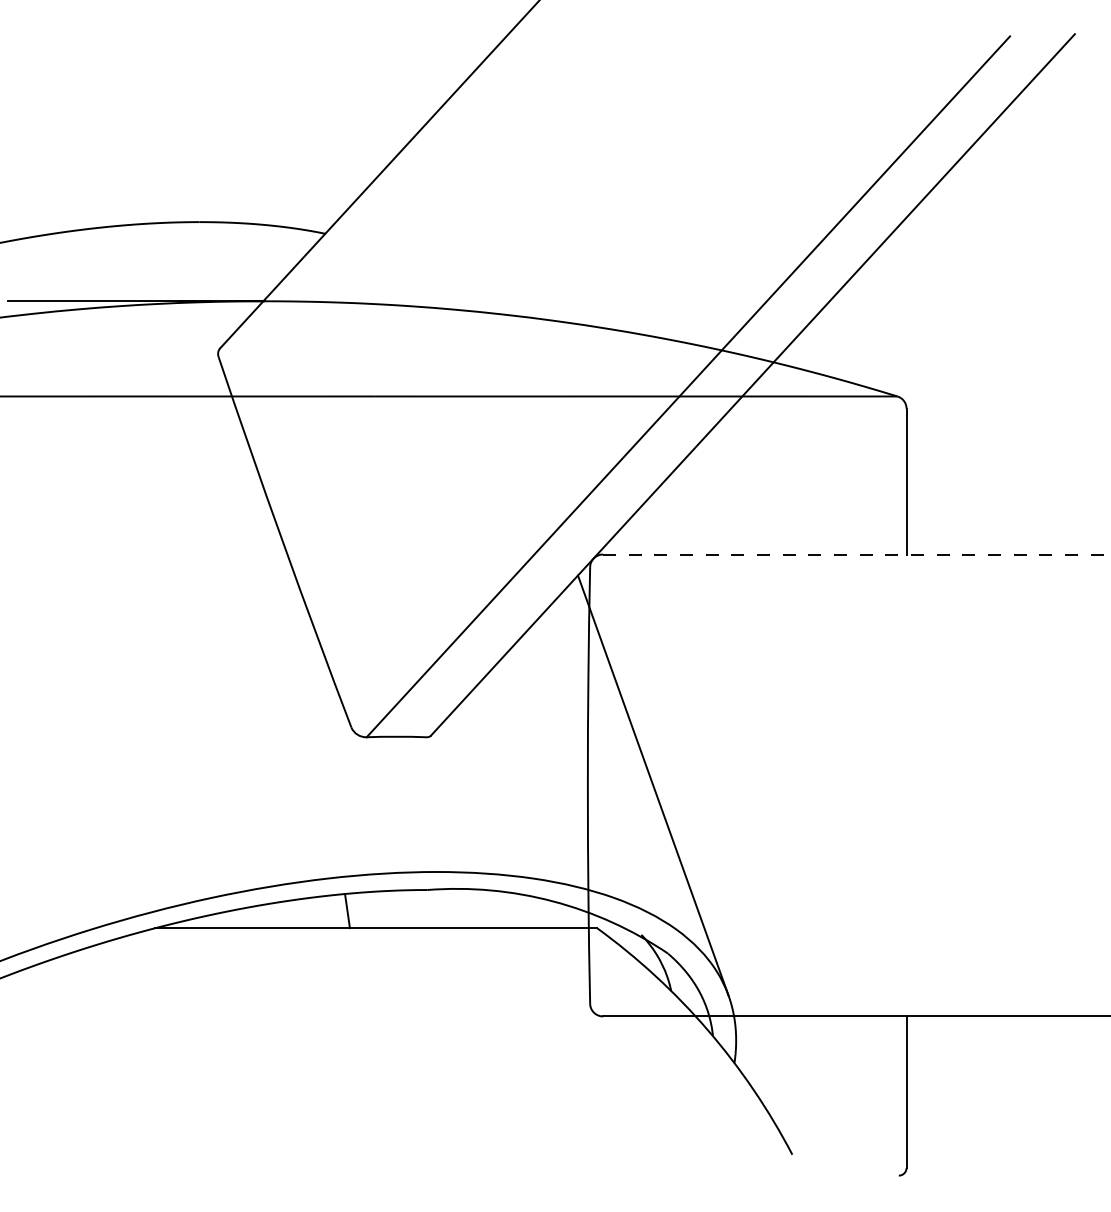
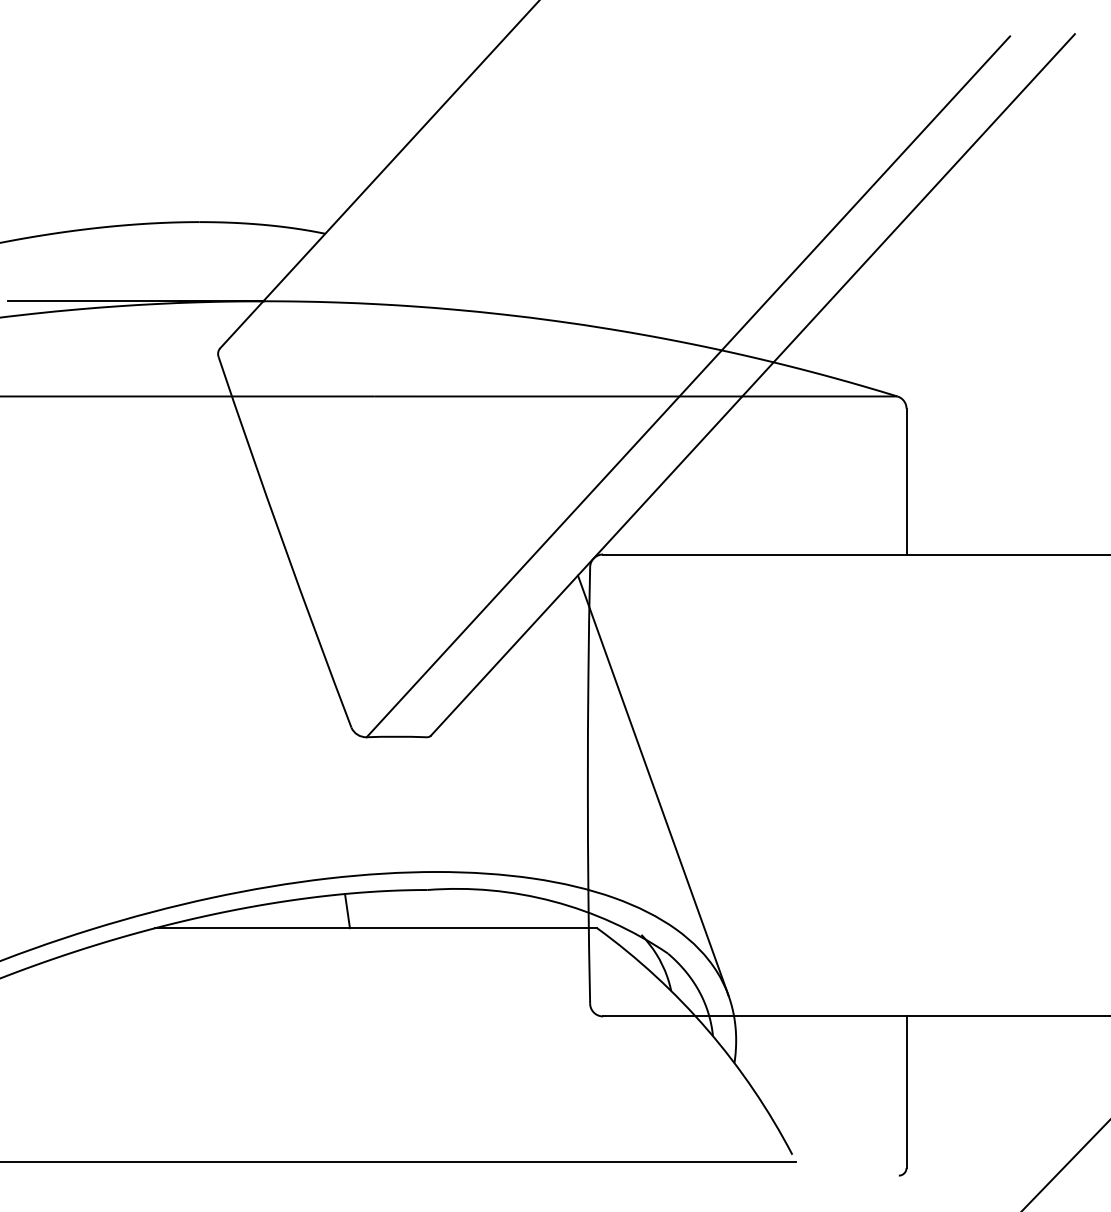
line: dashed -> solid (856, 554)
line: none -> present (399, 1162)
line: none -> present (1065, 1165)
